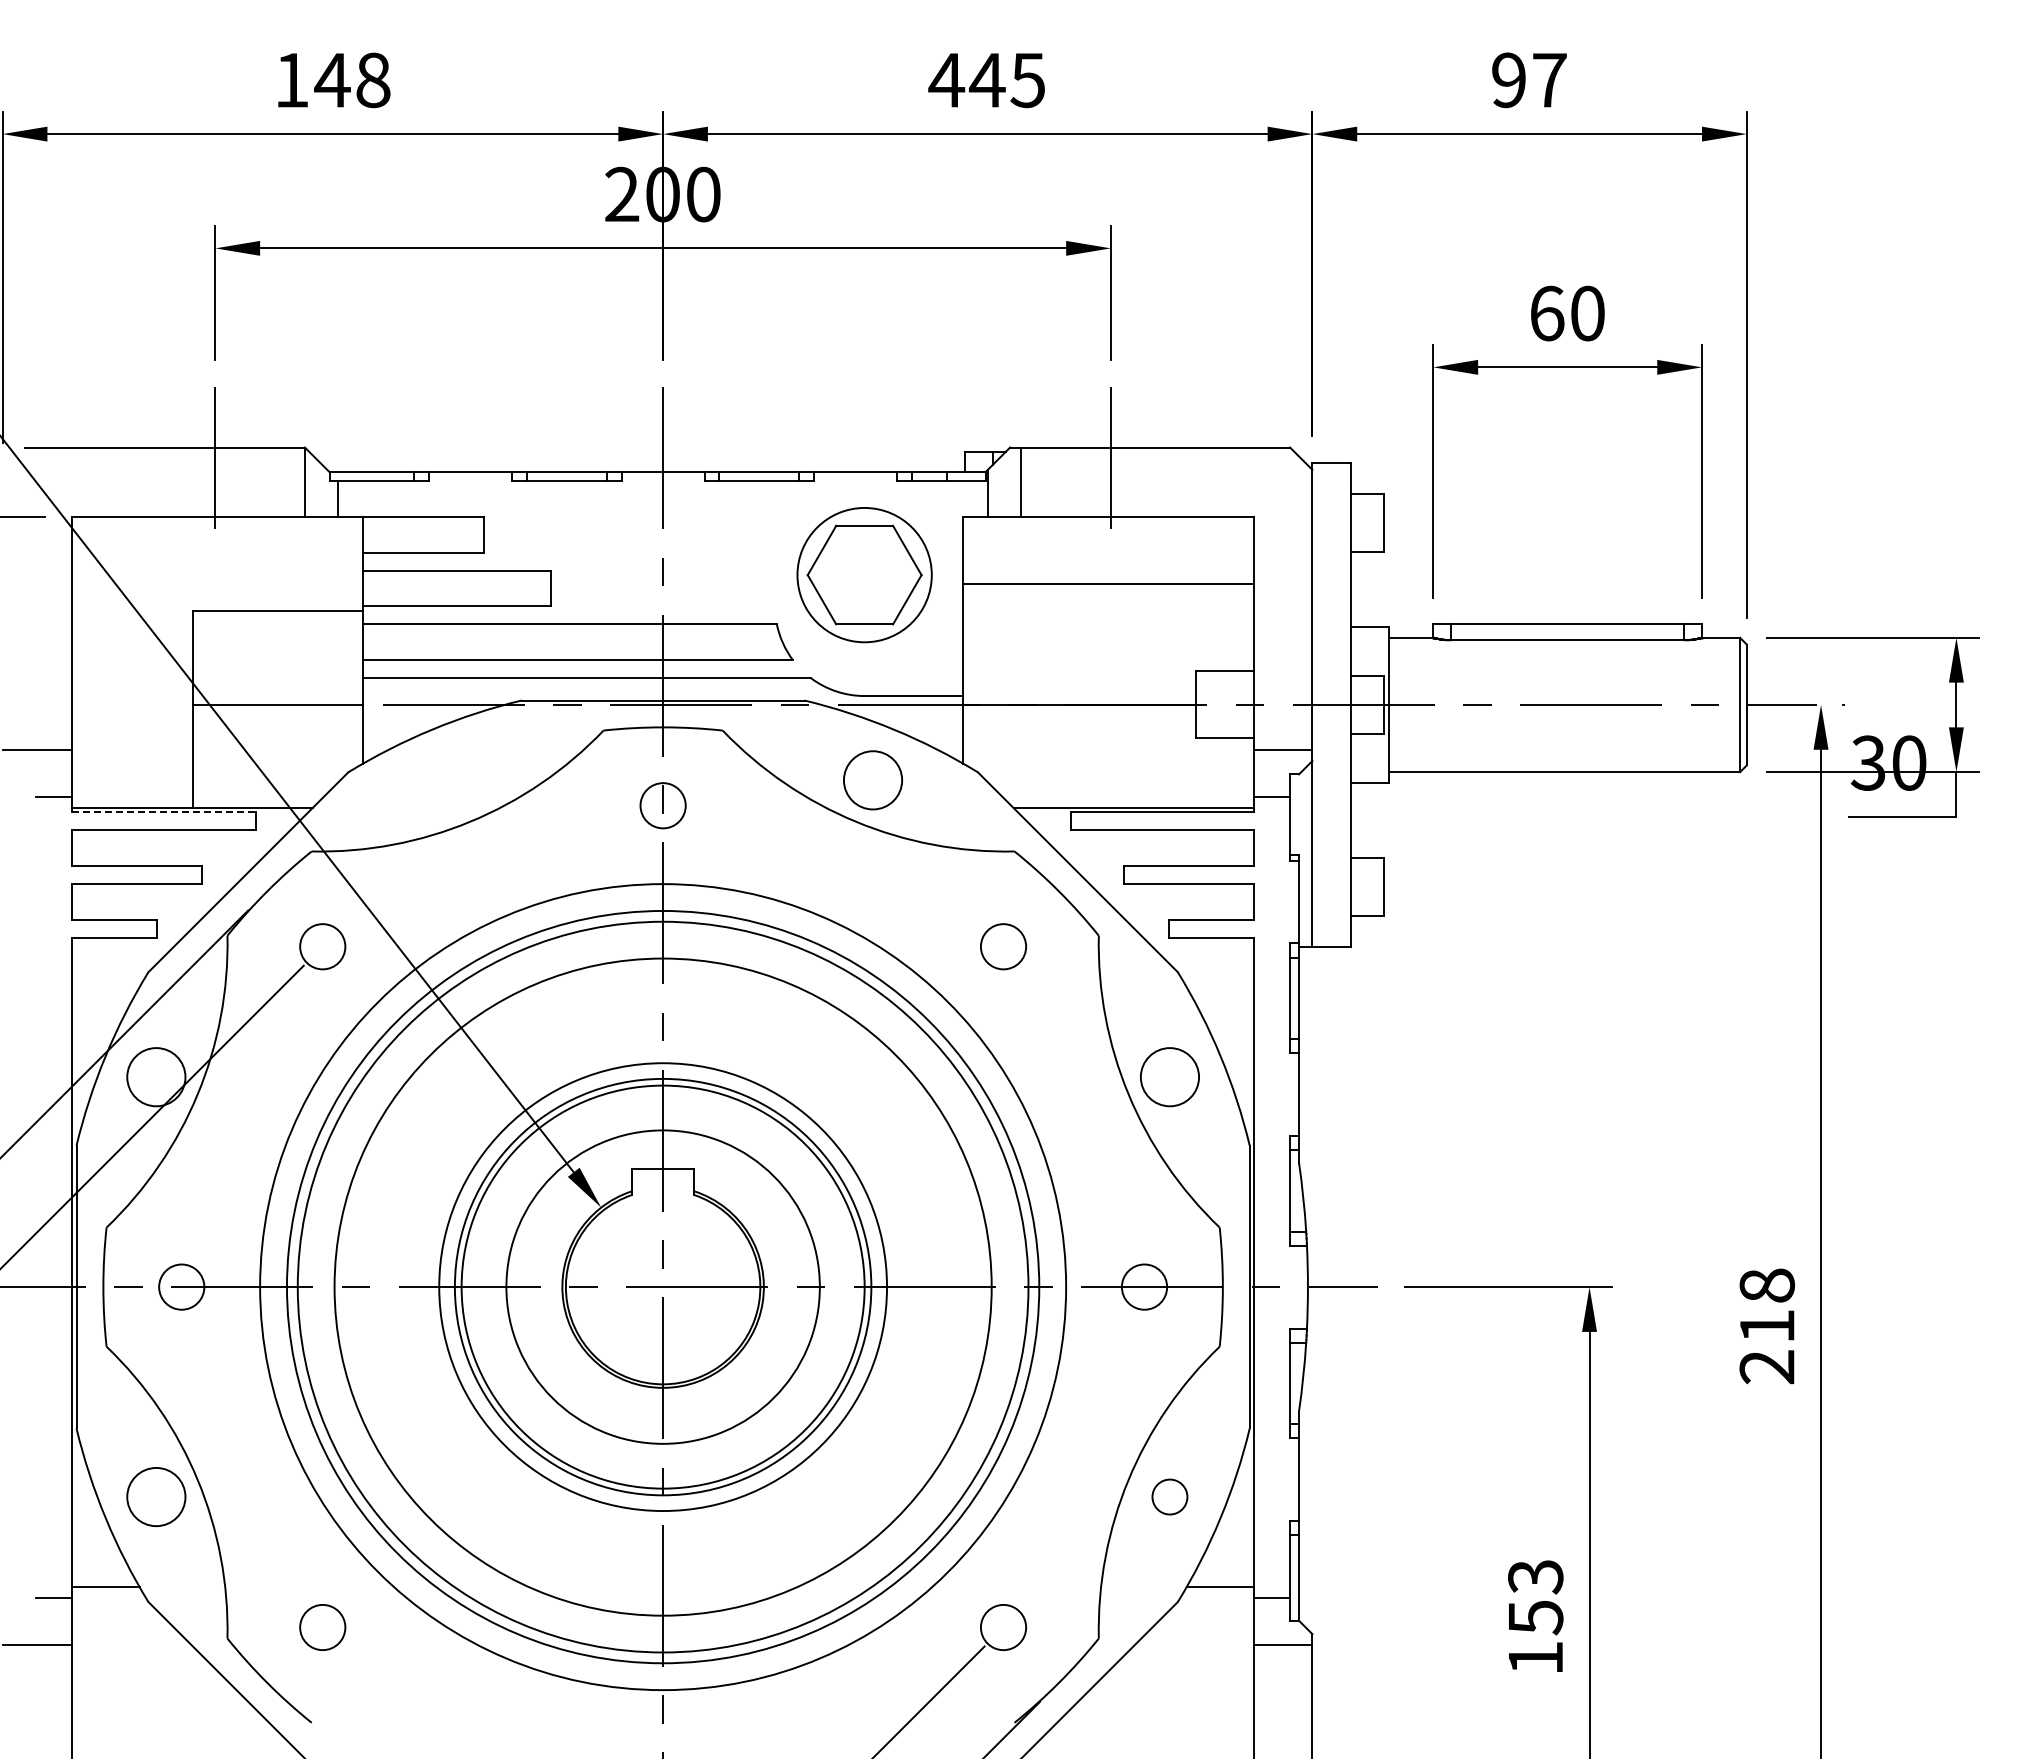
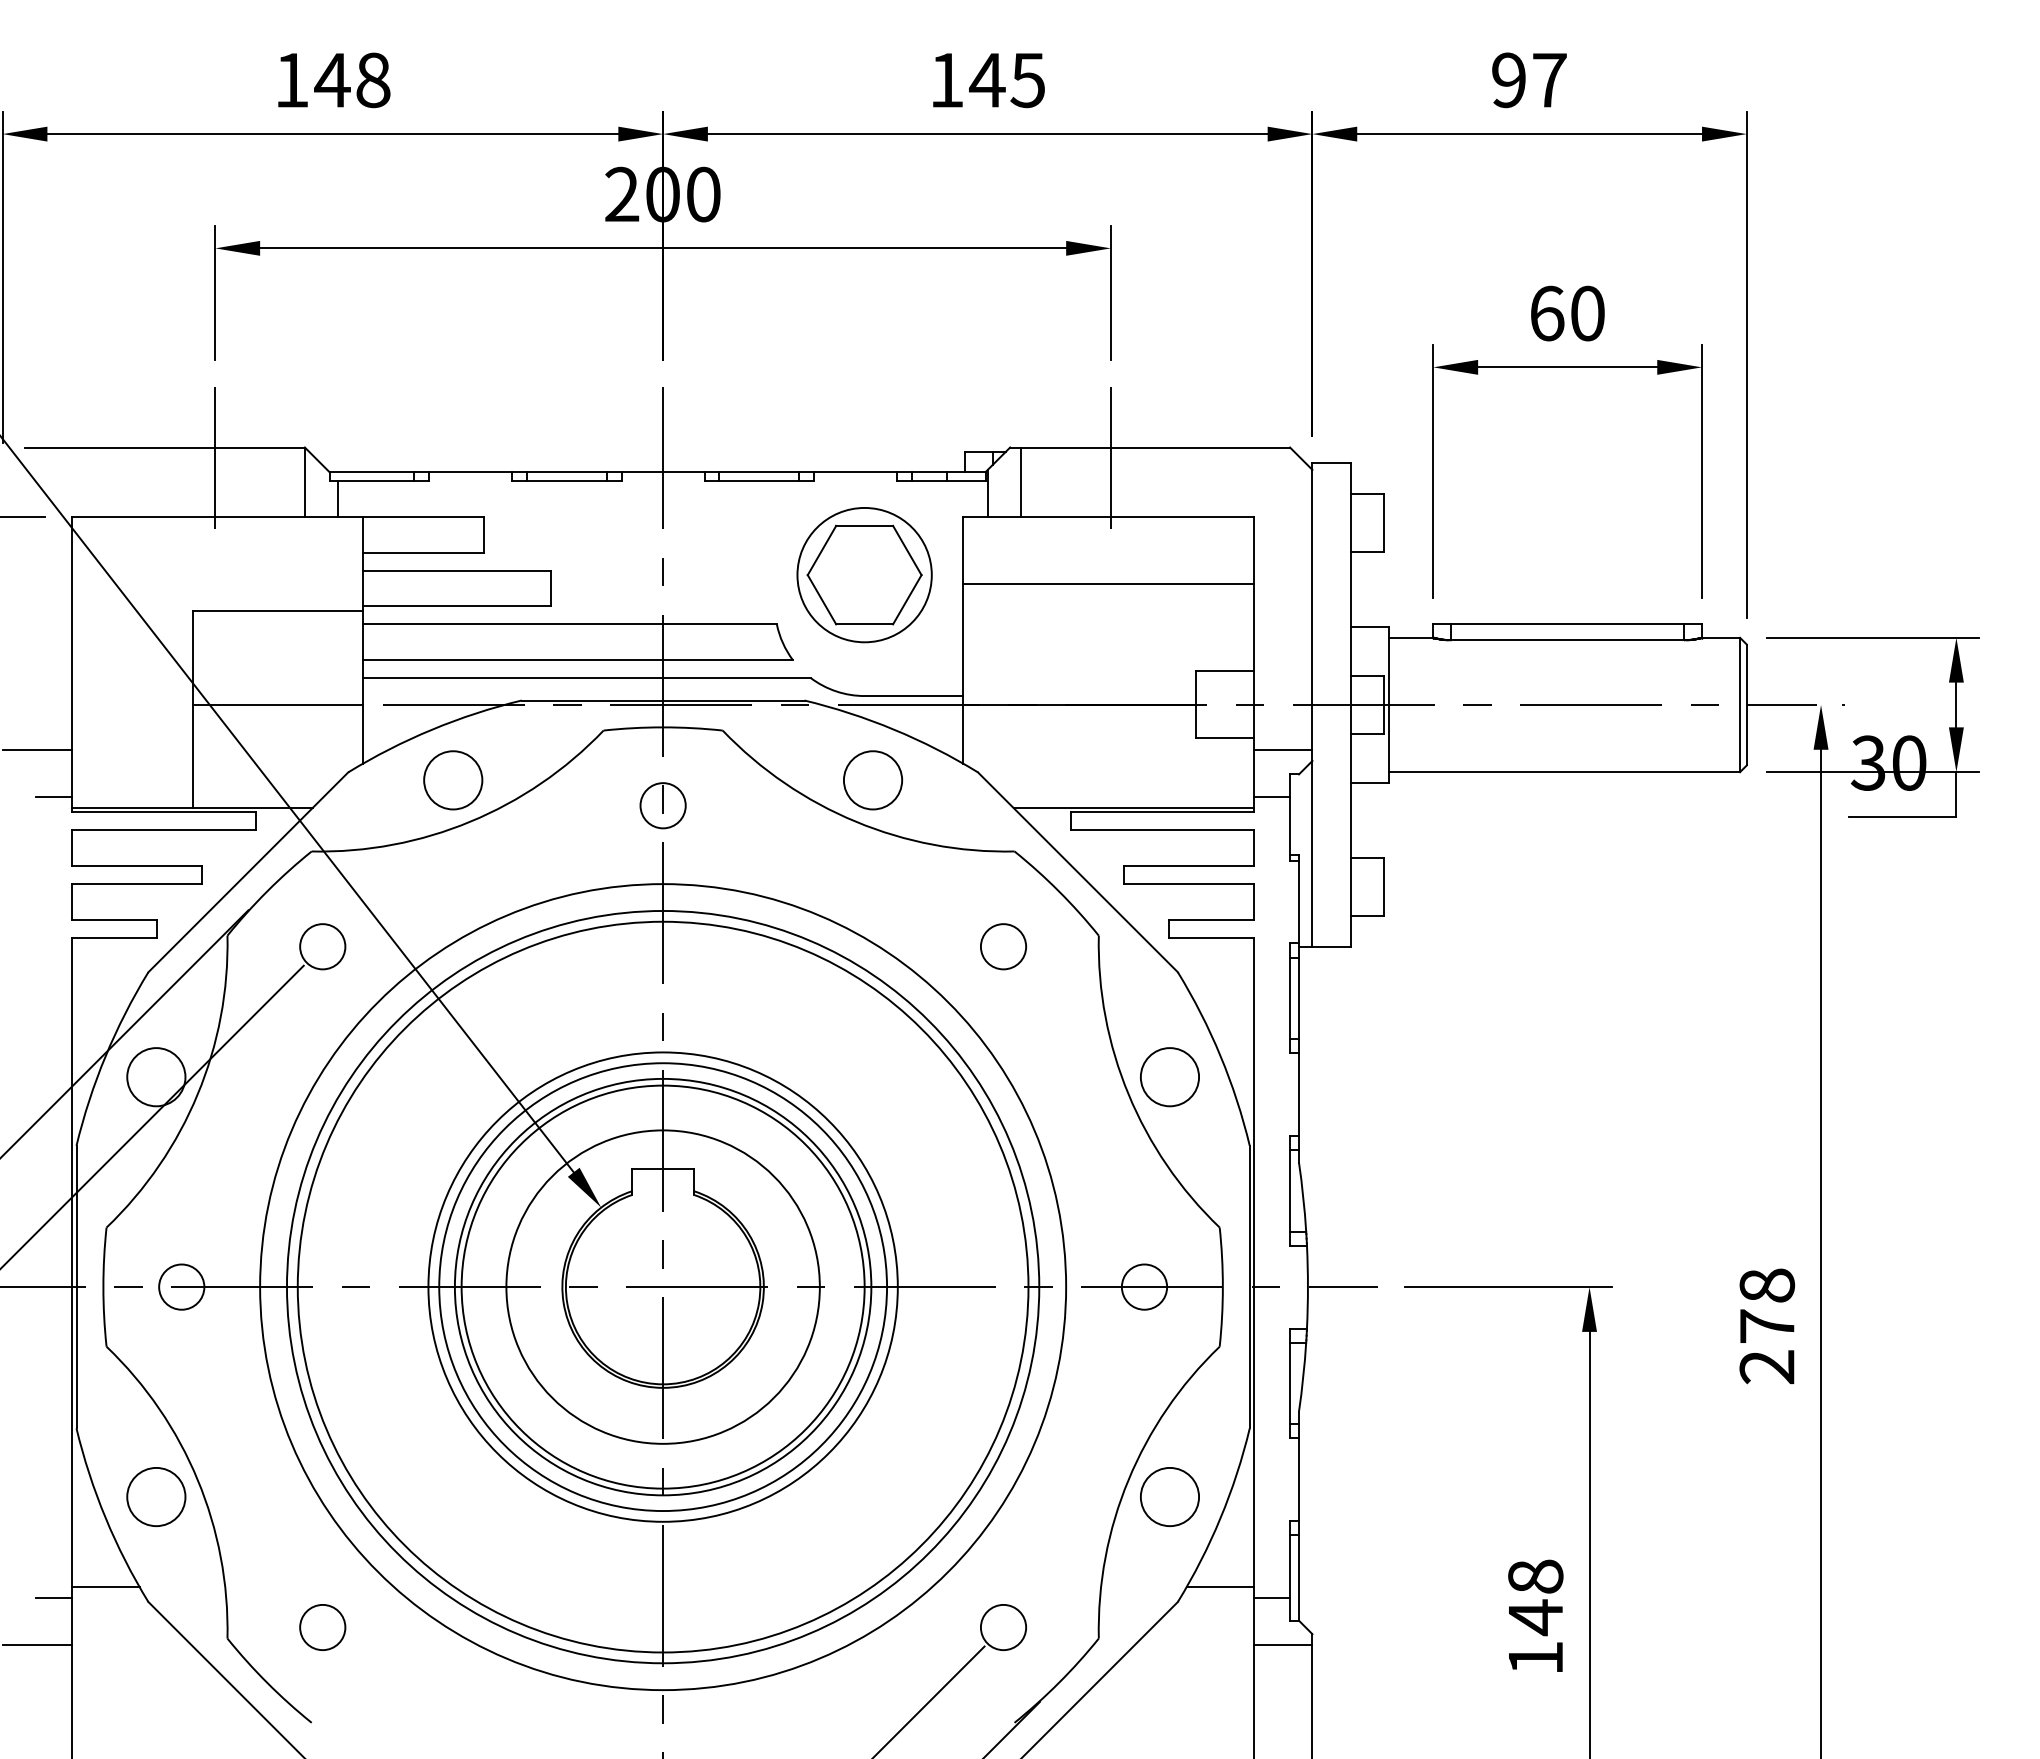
text: 445 -> 145 (946, 80)
circle: none -> present (453, 780)
line: dashed -> solid (163, 812)
circle diameter: 657 px -> 469 px (662, 1286)
text: 218 -> 278 (1767, 1325)
circle diameter: 35 px -> 58 px (1169, 1496)
text: 153 -> 148 (1535, 1597)
